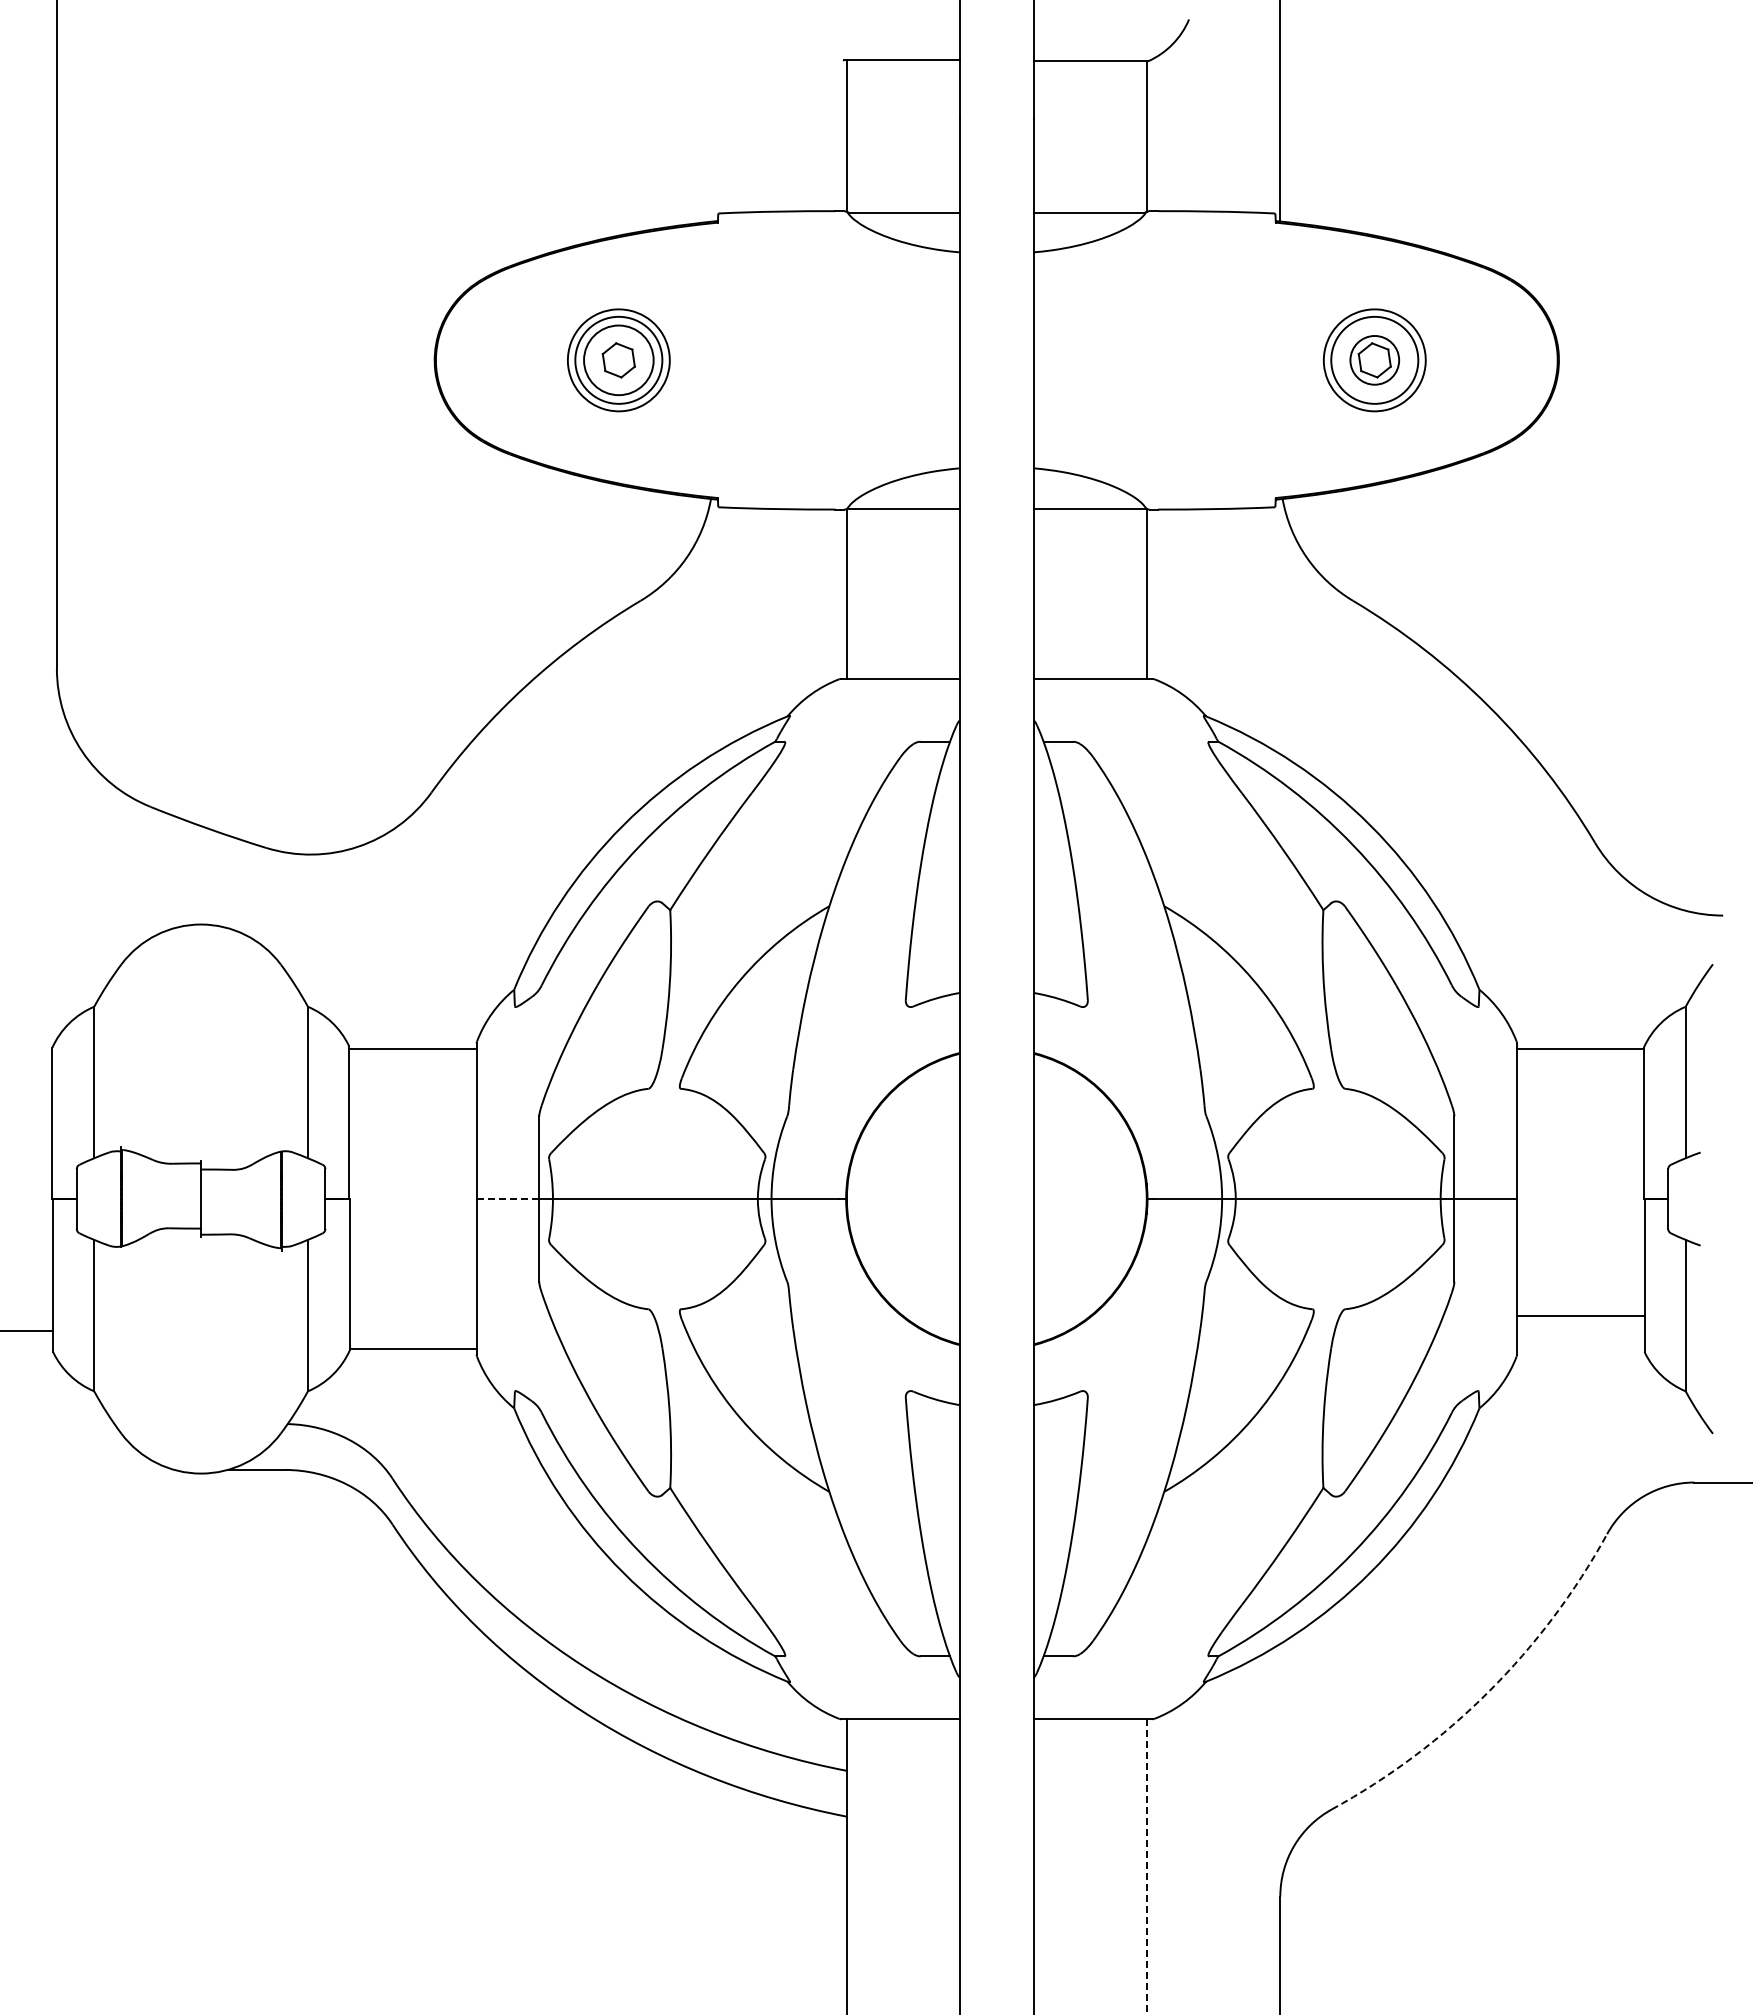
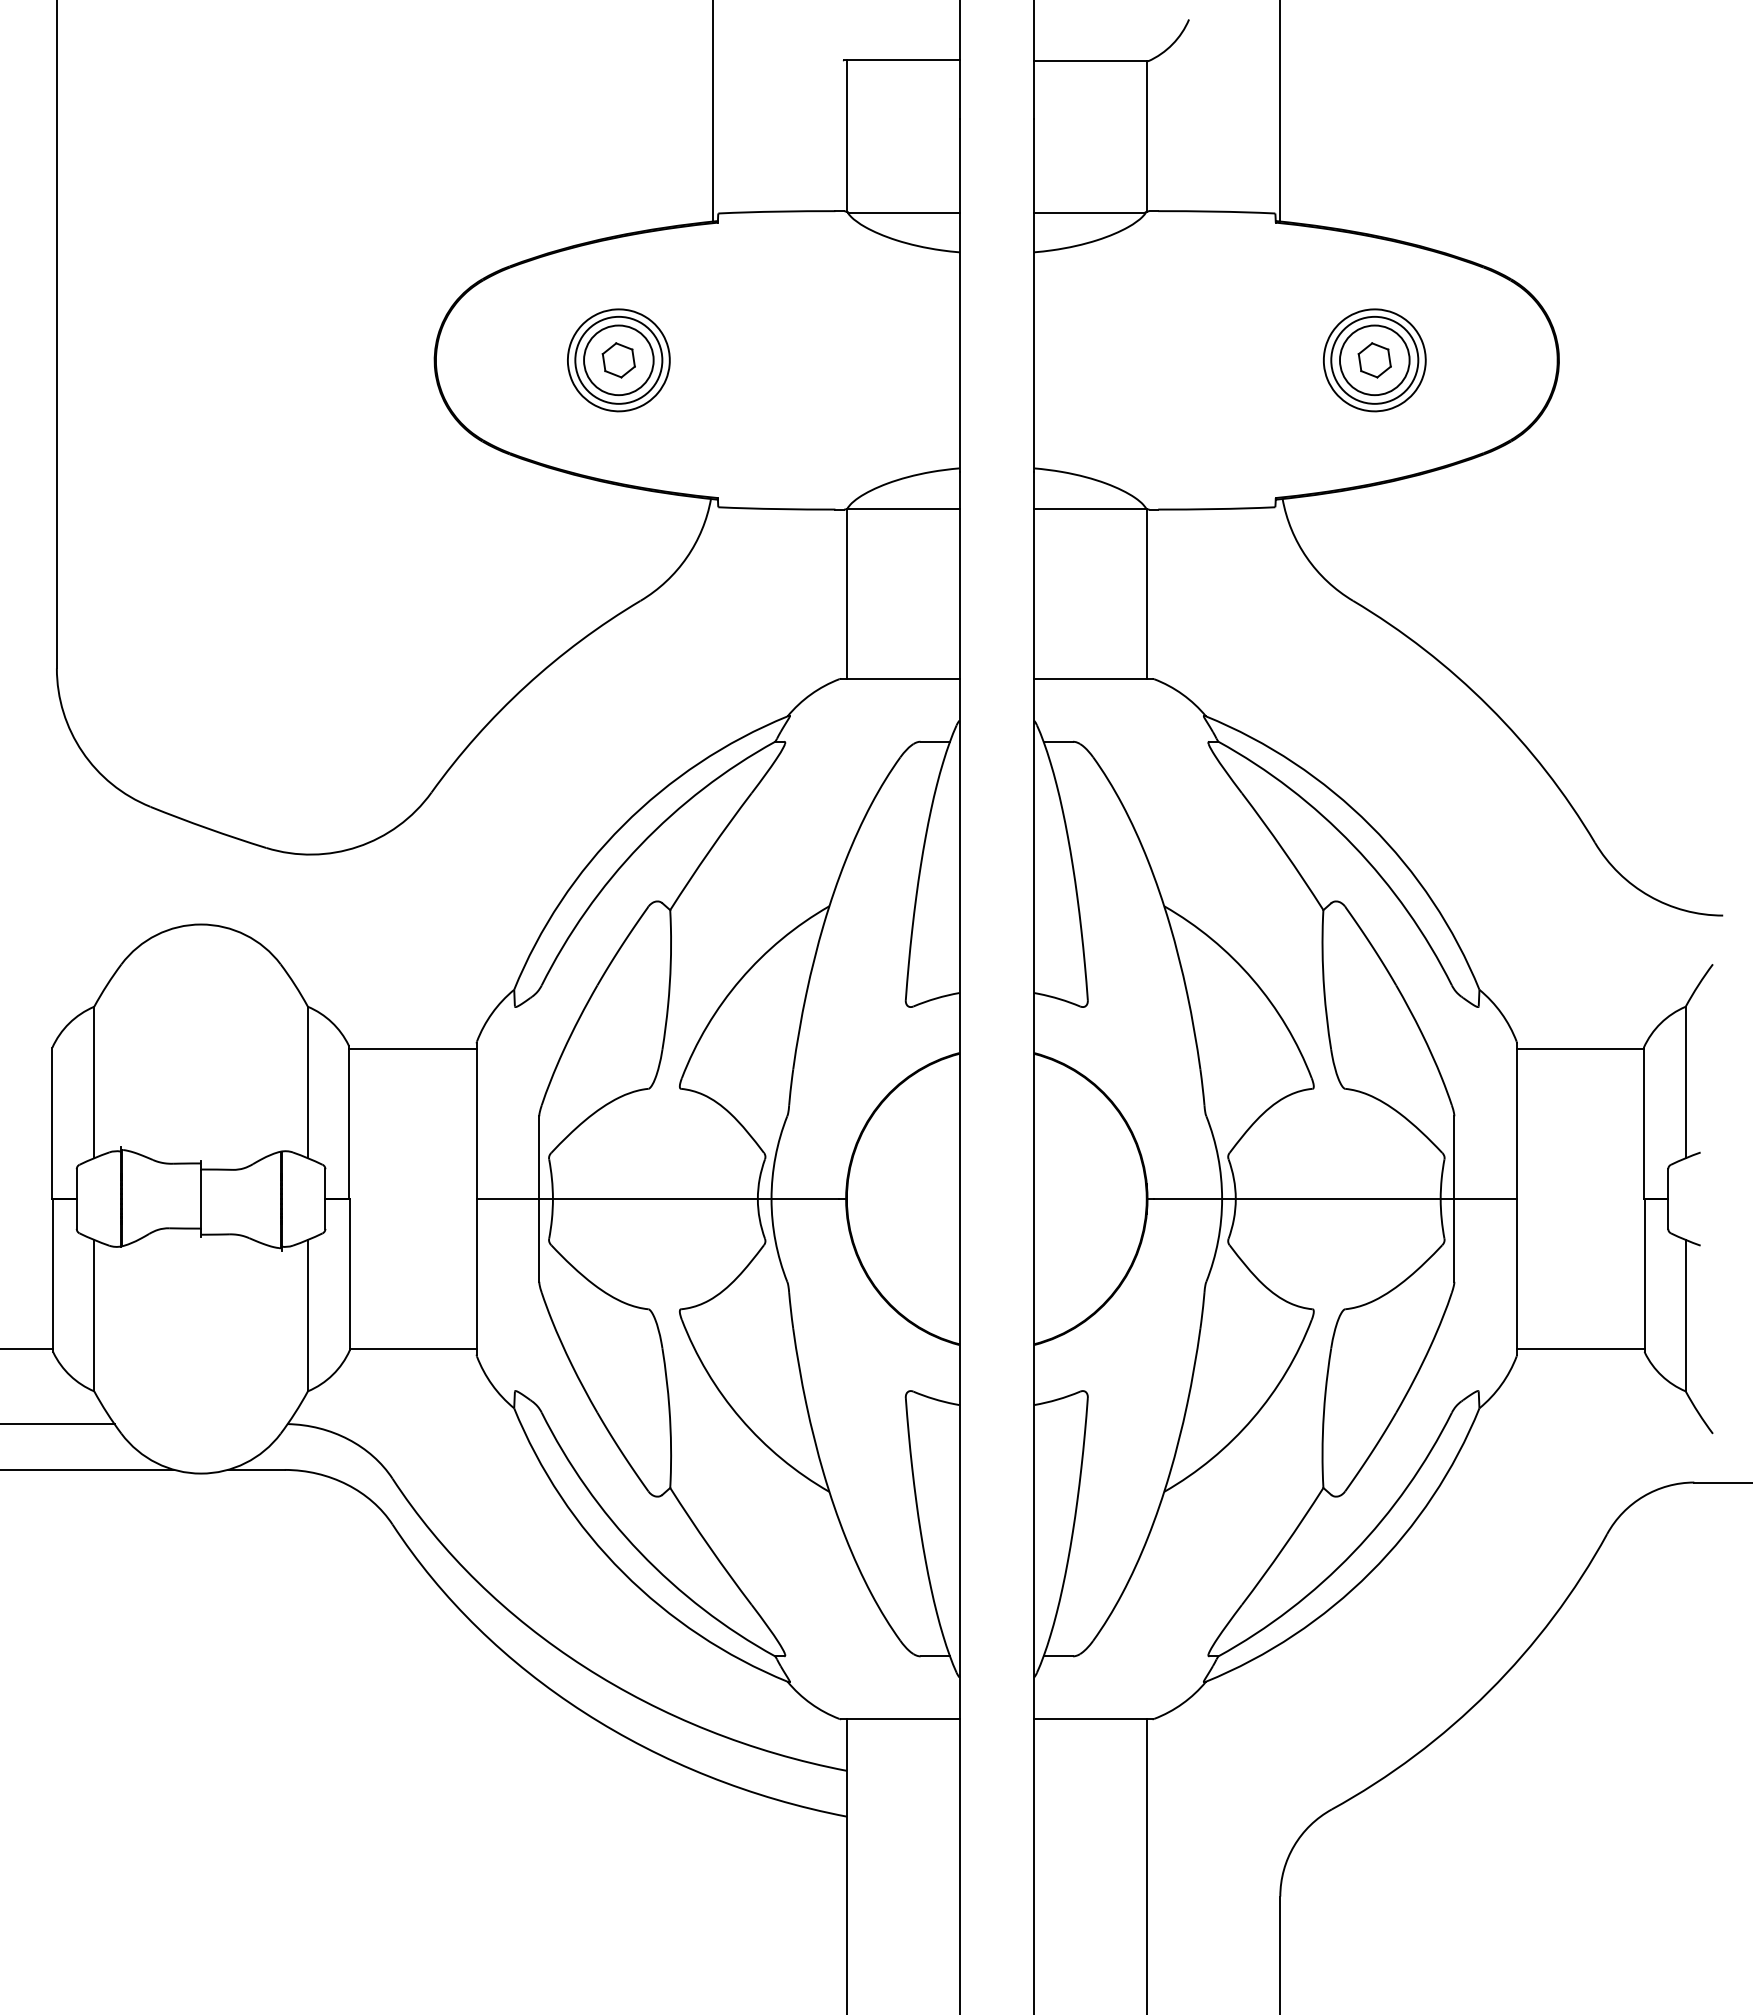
line: none -> present (713, 111)
circle diameter: 49 px -> 70 px (1374, 360)
line: dashed -> solid (508, 1199)
line position: (1580, 1316) -> (1580, 1349) (1580, 1349)
line position: (27, 1331) -> (27, 1349) (27, 1349)
line: none -> present (58, 1424)
line: none -> present (88, 1469)
arc: dashed -> solid (1489, 1691)
line: dashed -> solid (1146, 1867)
